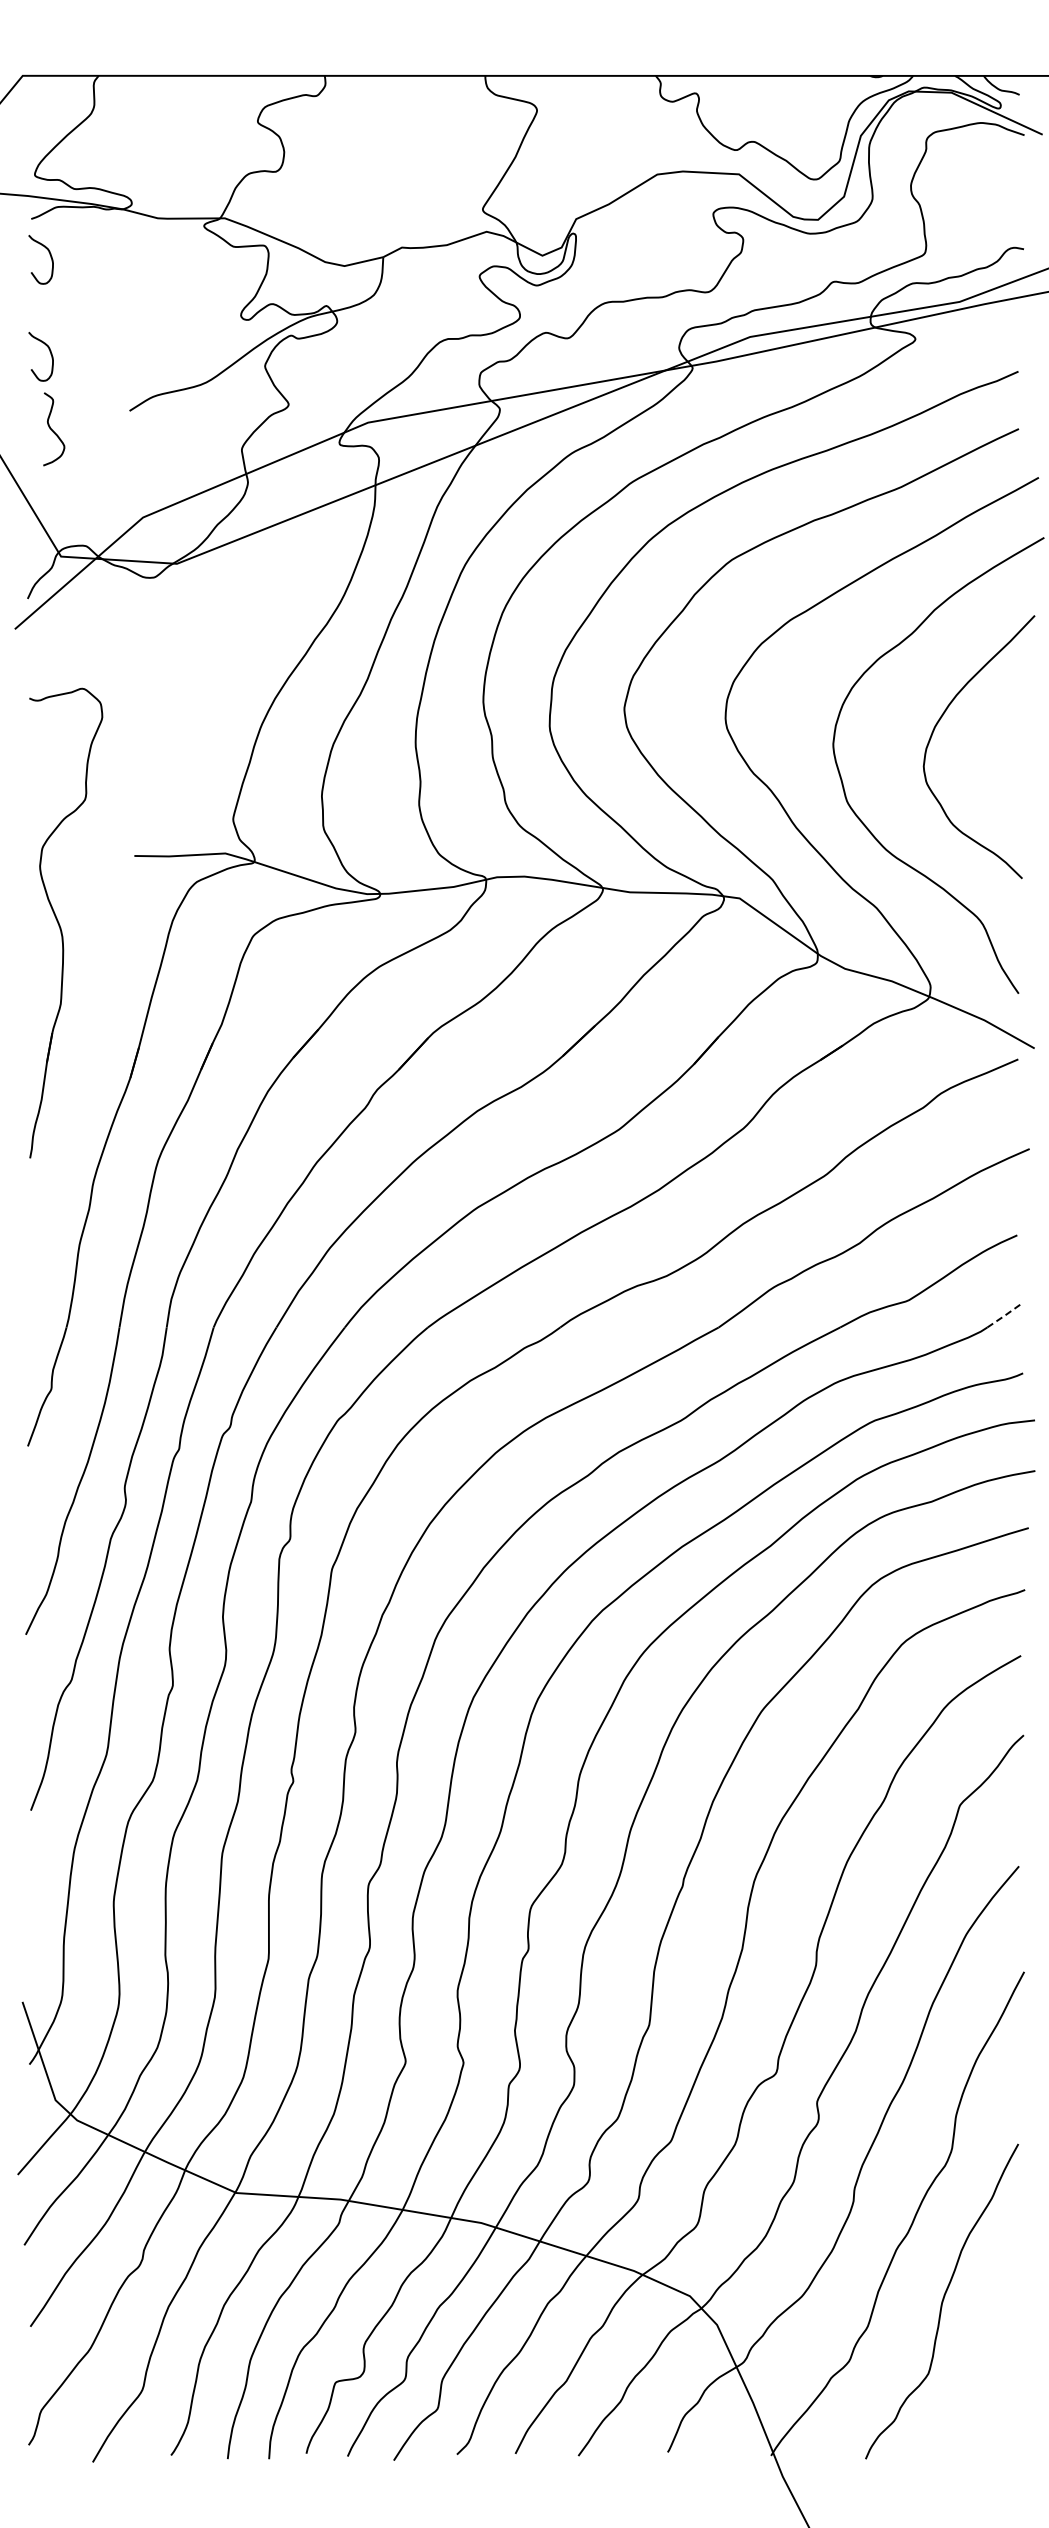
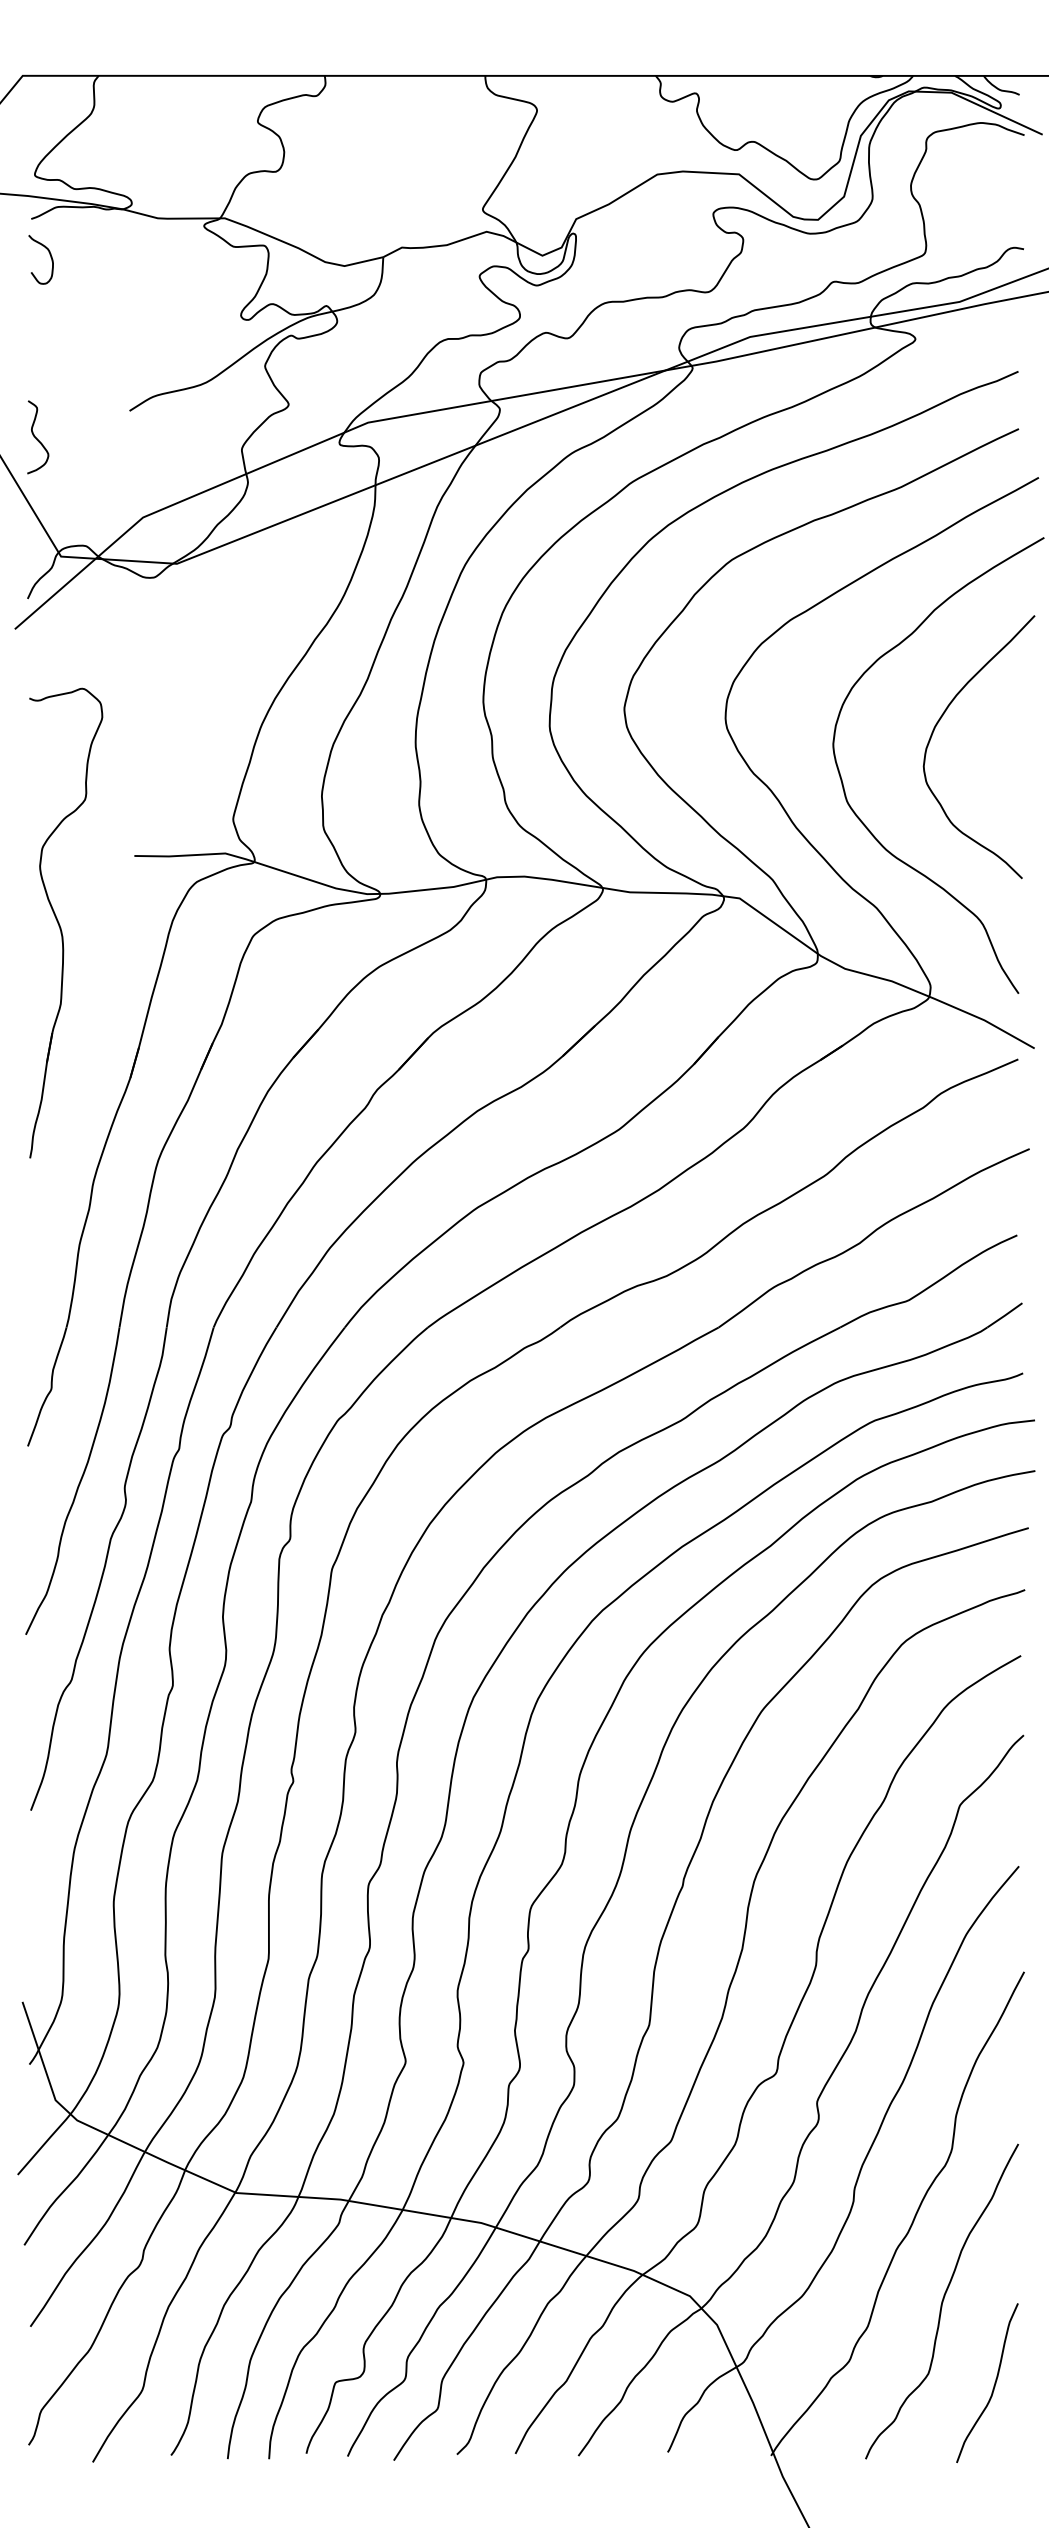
curve: present -> none (50, 354)
curve position: (53, 430) -> (37, 438) (37, 438)
line: dashed -> solid (1004, 1315)
curve: none -> present (993, 2385)
